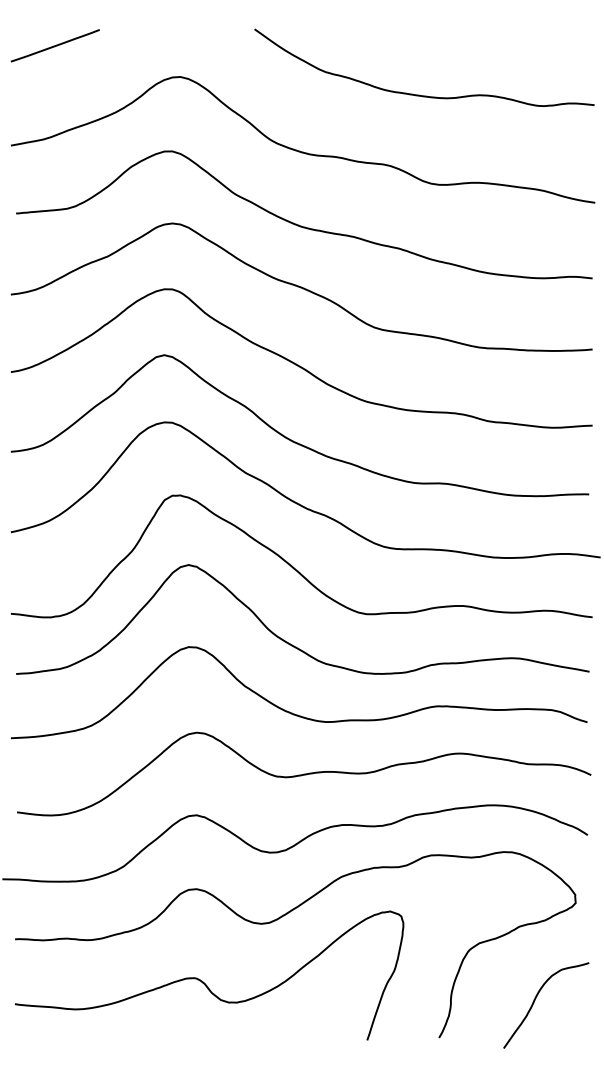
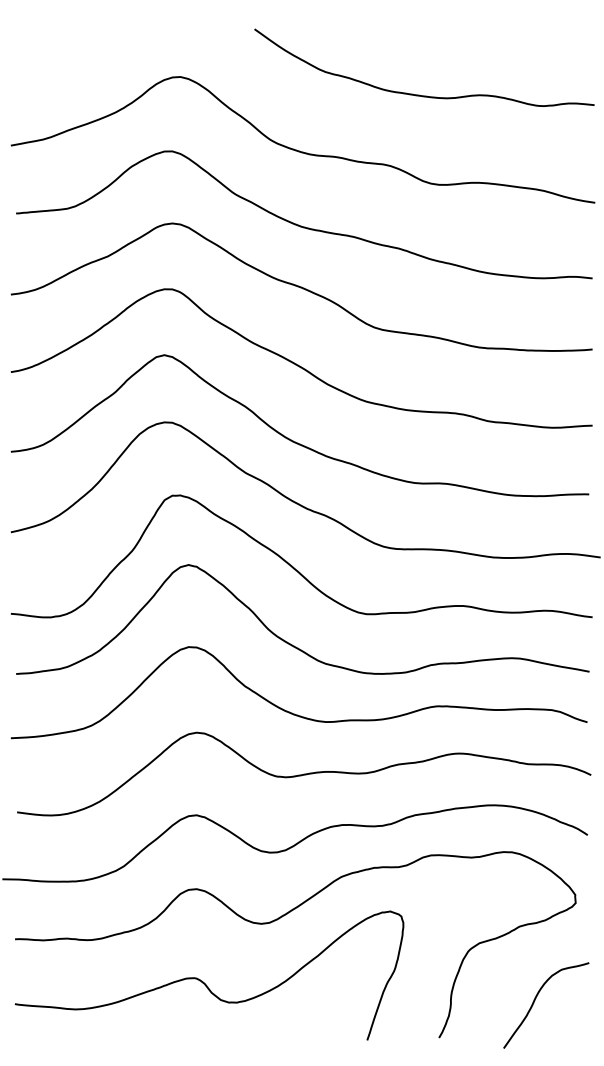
line: present -> none (54, 45)
